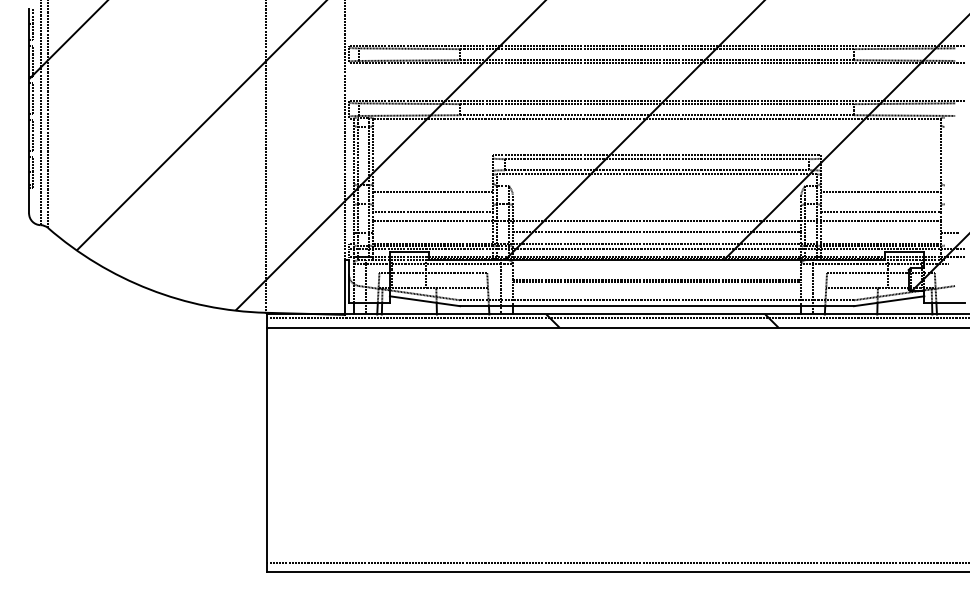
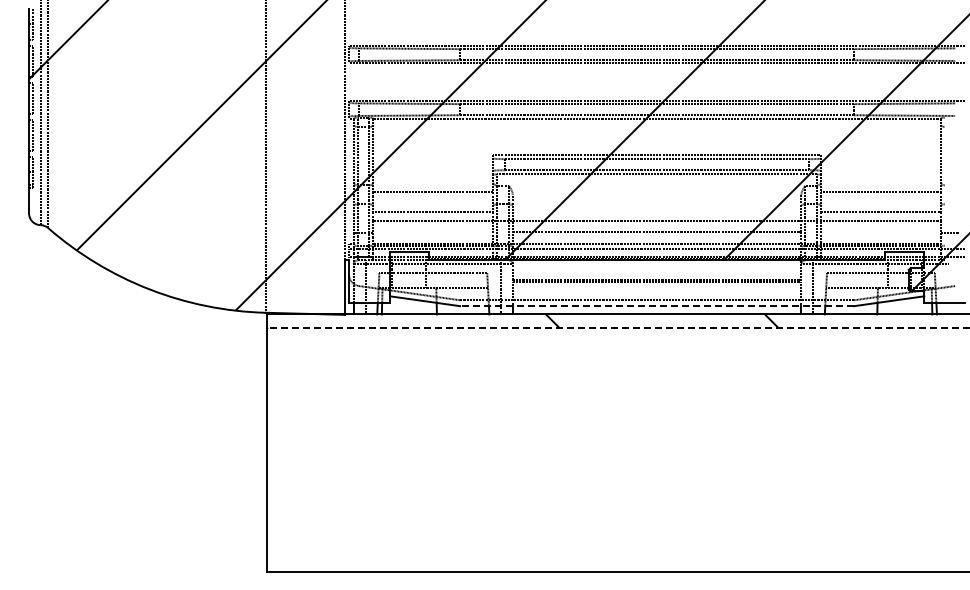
line: solid -> dashed (657, 306)
line: present -> none (616, 318)
line: solid -> dashed (617, 327)
line: present -> none (616, 562)
